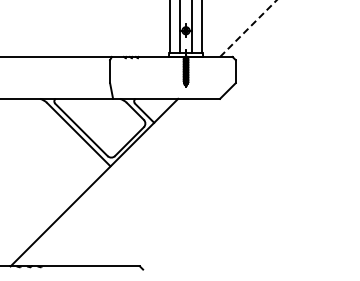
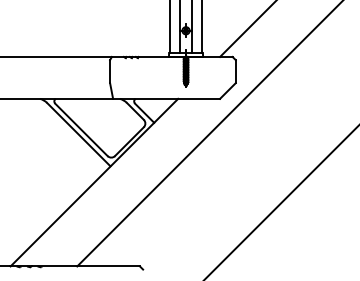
line: dashed -> solid (248, 28)
line: none -> present (209, 134)
line: none -> present (281, 202)
